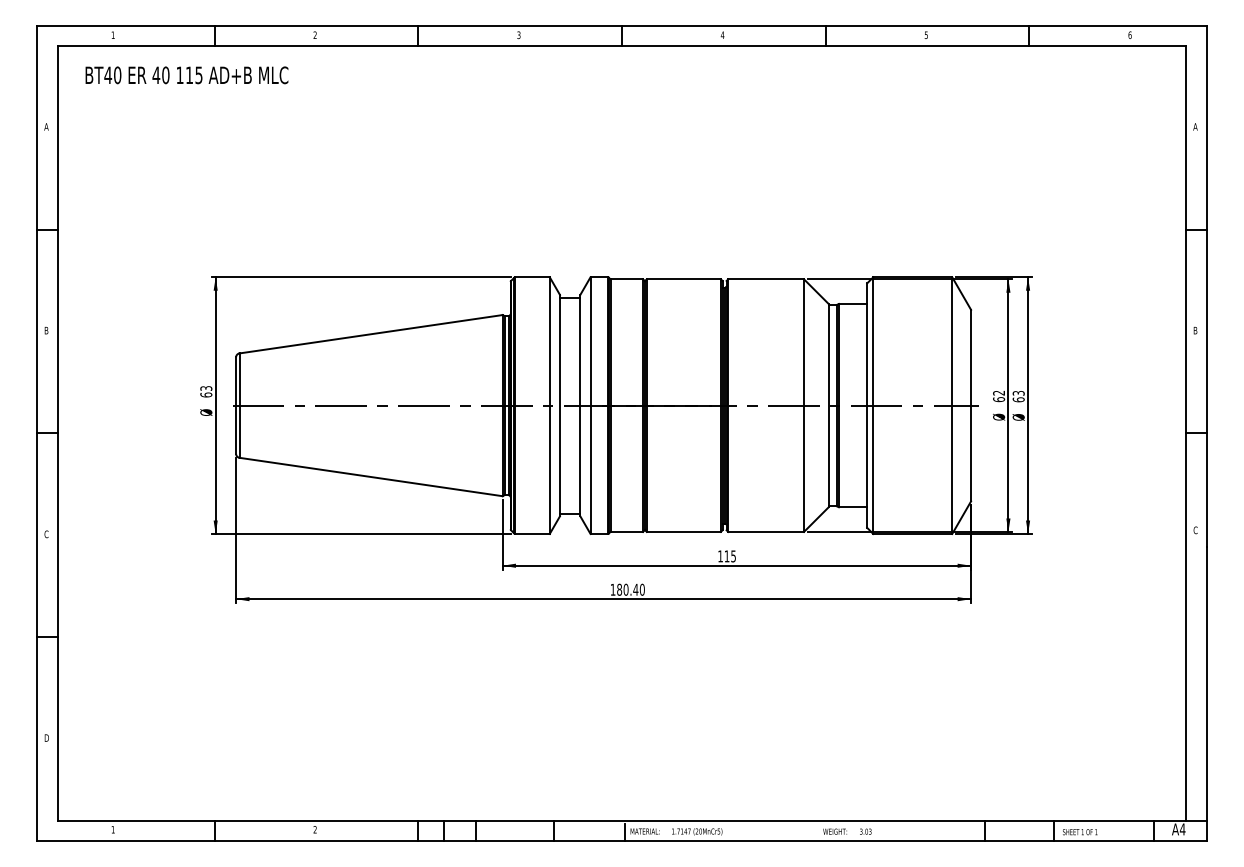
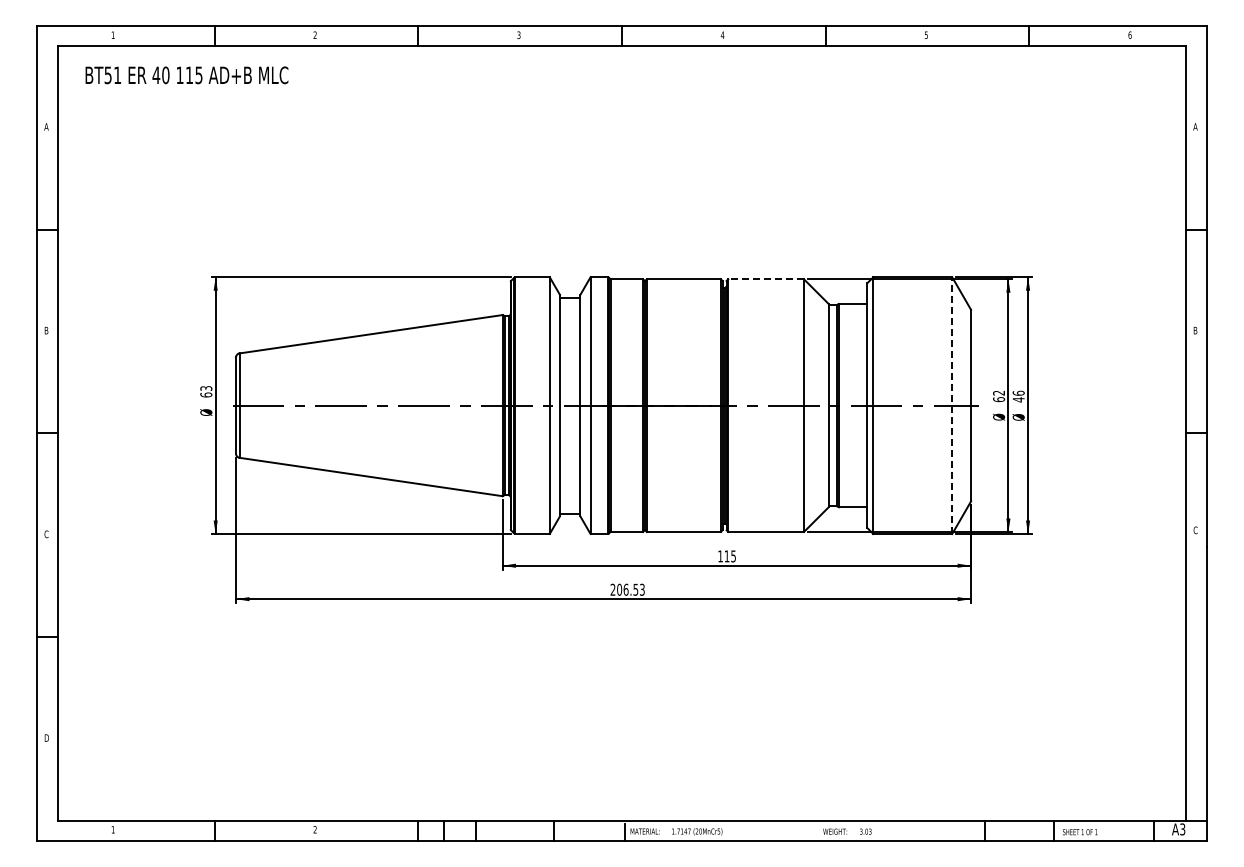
text: BT40 -> BT51 (112, 75)
line: solid -> dashed (766, 279)
text: 63 -> 46 (1018, 396)
line: solid -> dashed (952, 405)
text: 180.40 -> 206.53 (627, 589)
text: A4 -> A3 (1182, 829)
